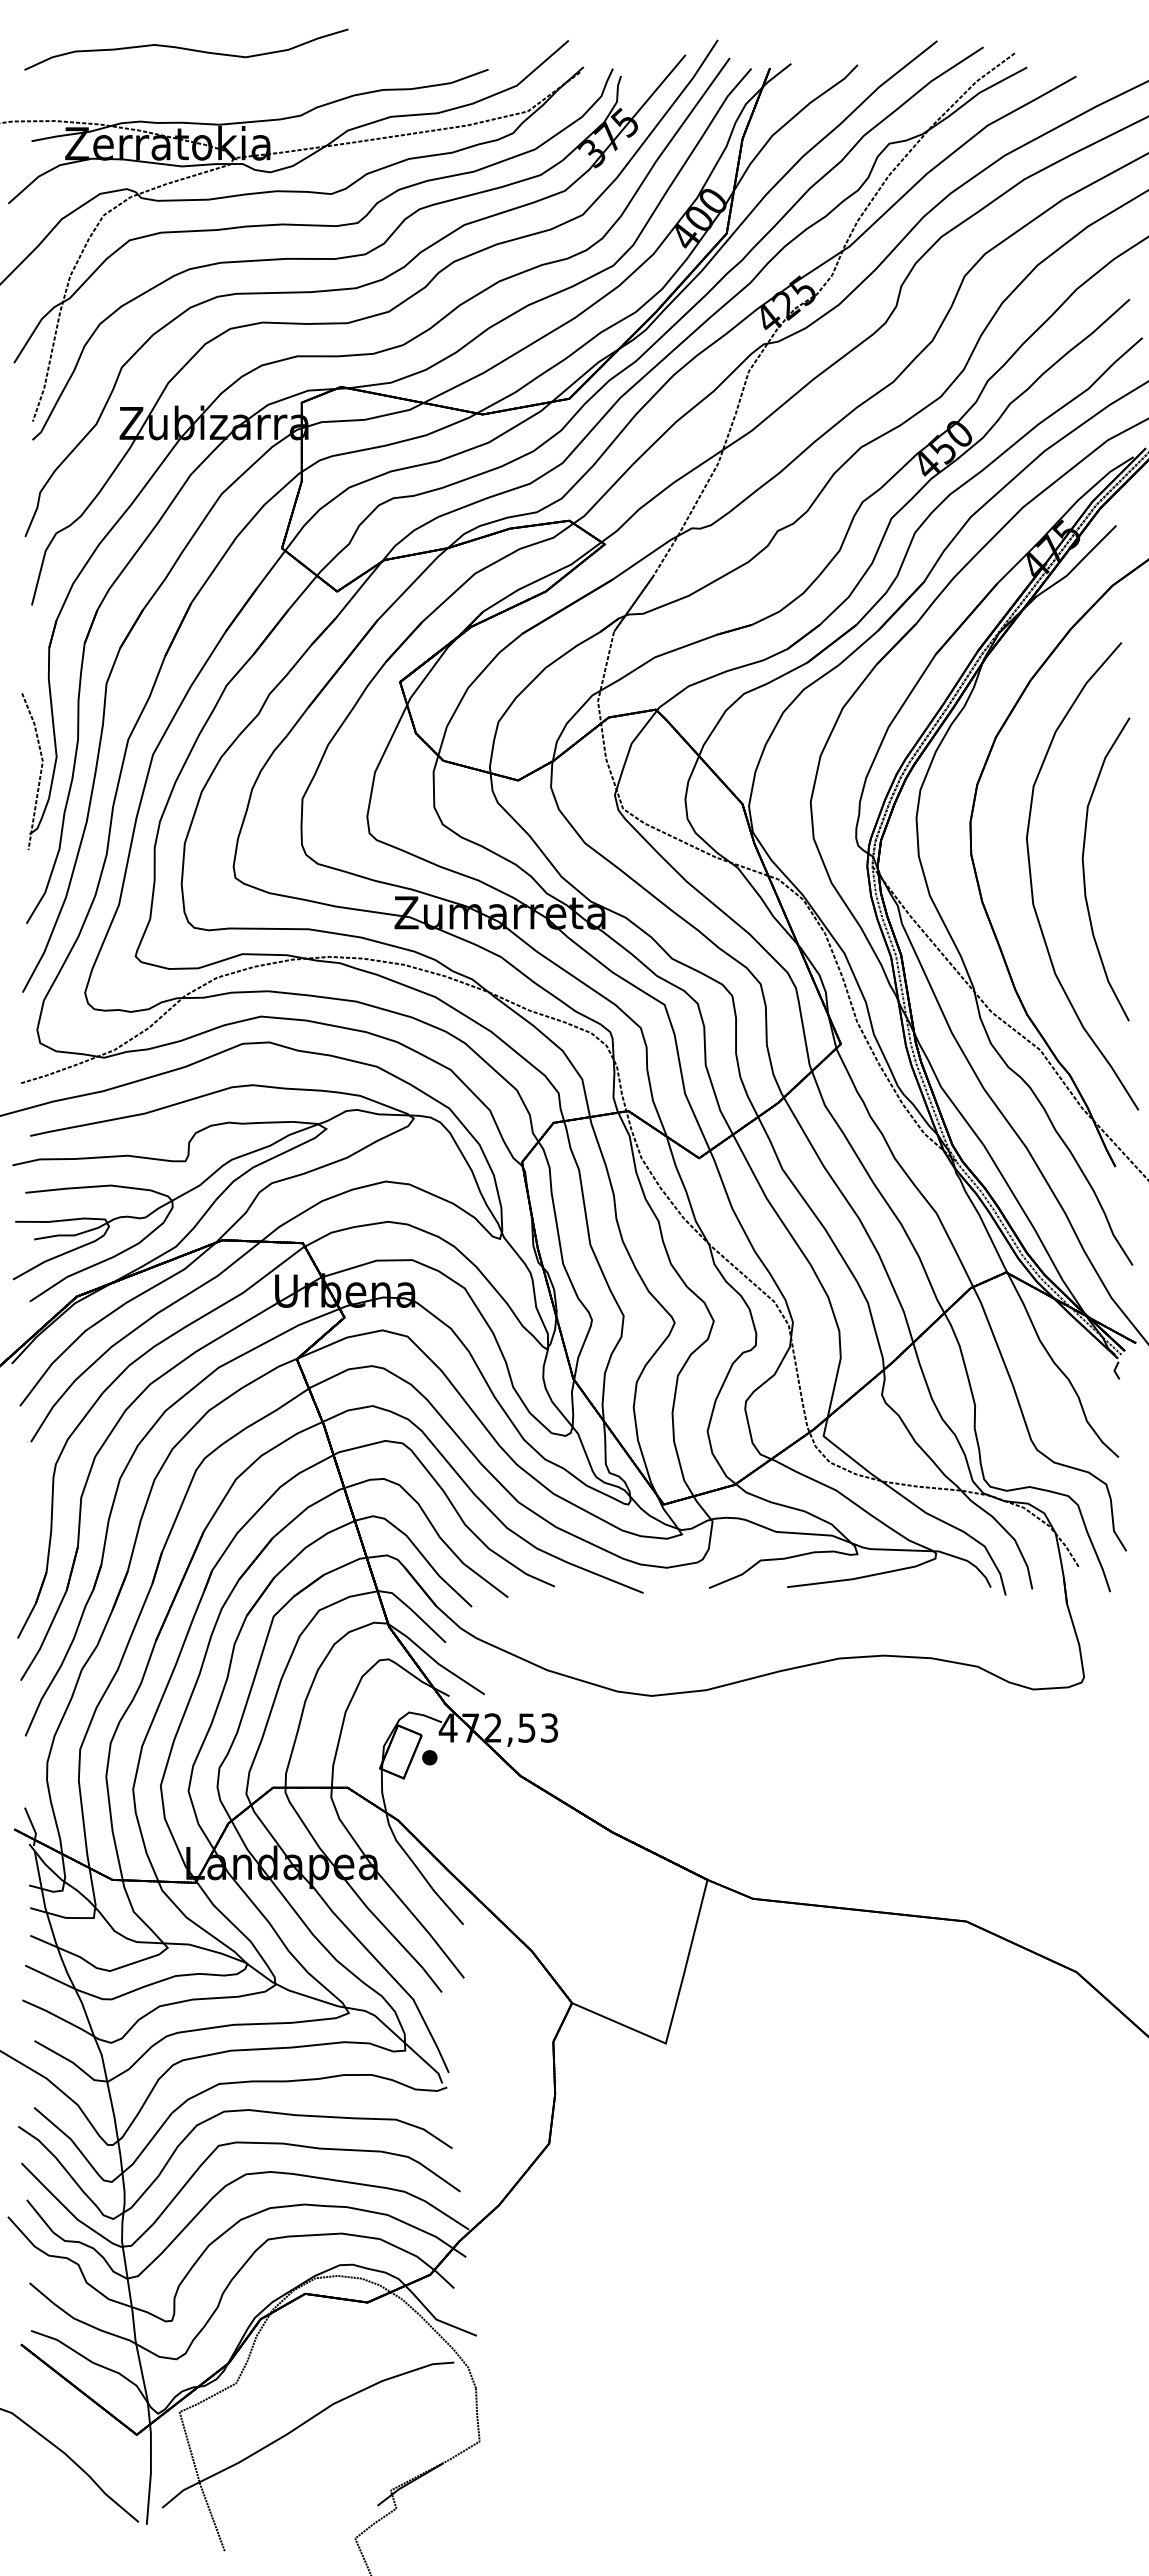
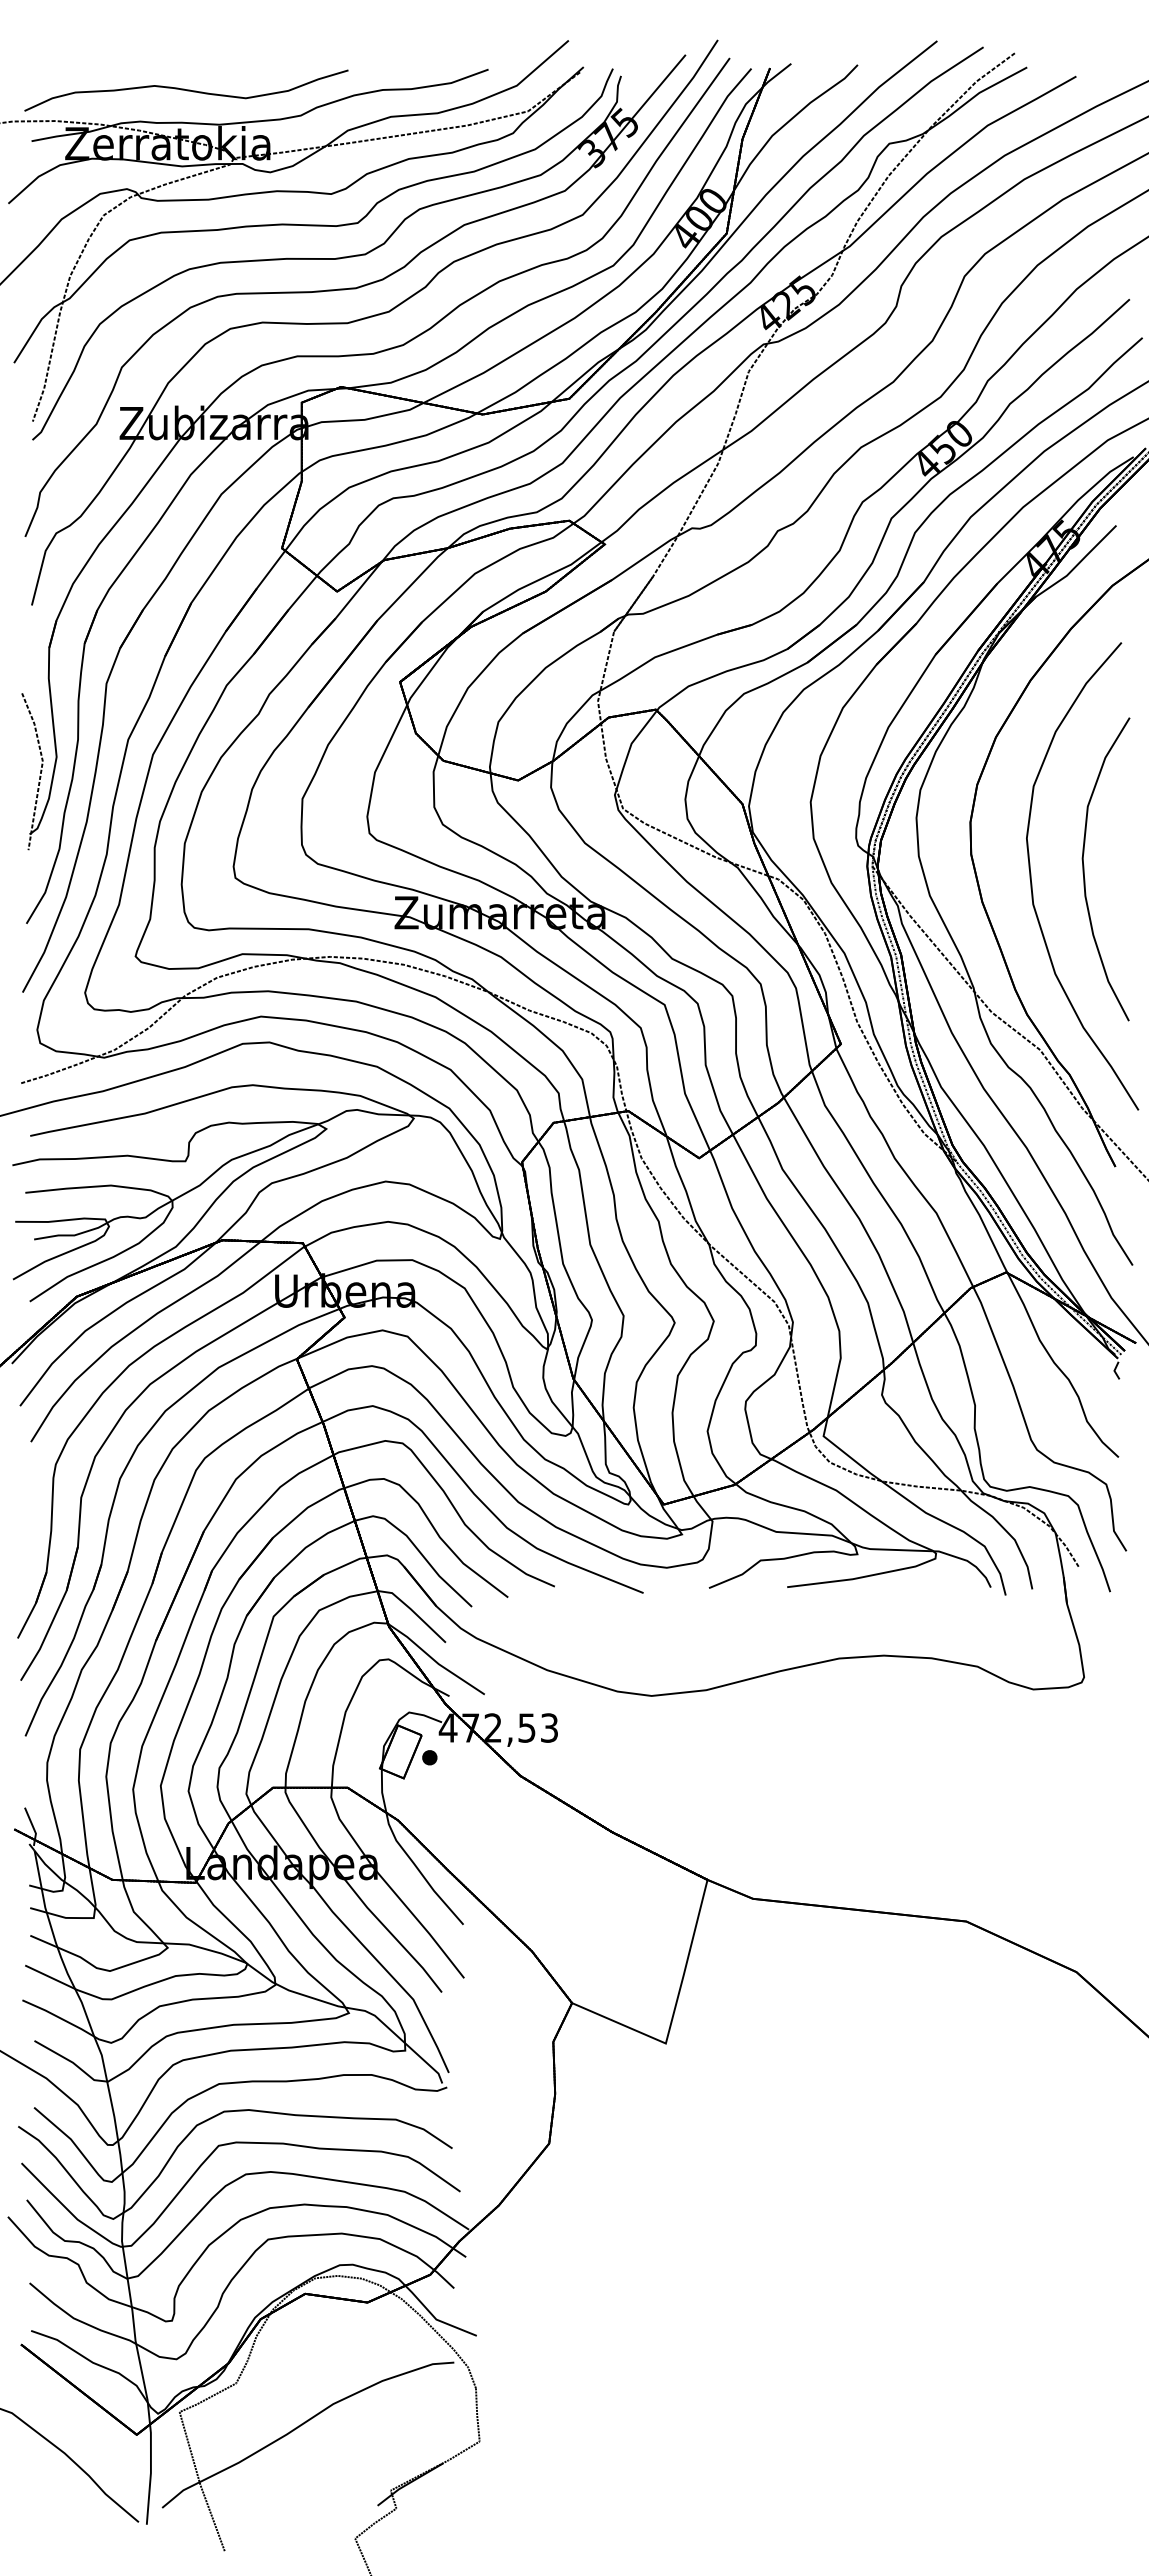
curve position: (186, 49) -> (186, 90) (186, 90)
